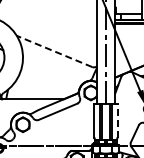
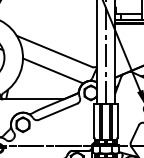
line: dashed -> solid (54, 51)
line: none -> present (53, 70)
line: dashed -> solid (117, 120)
